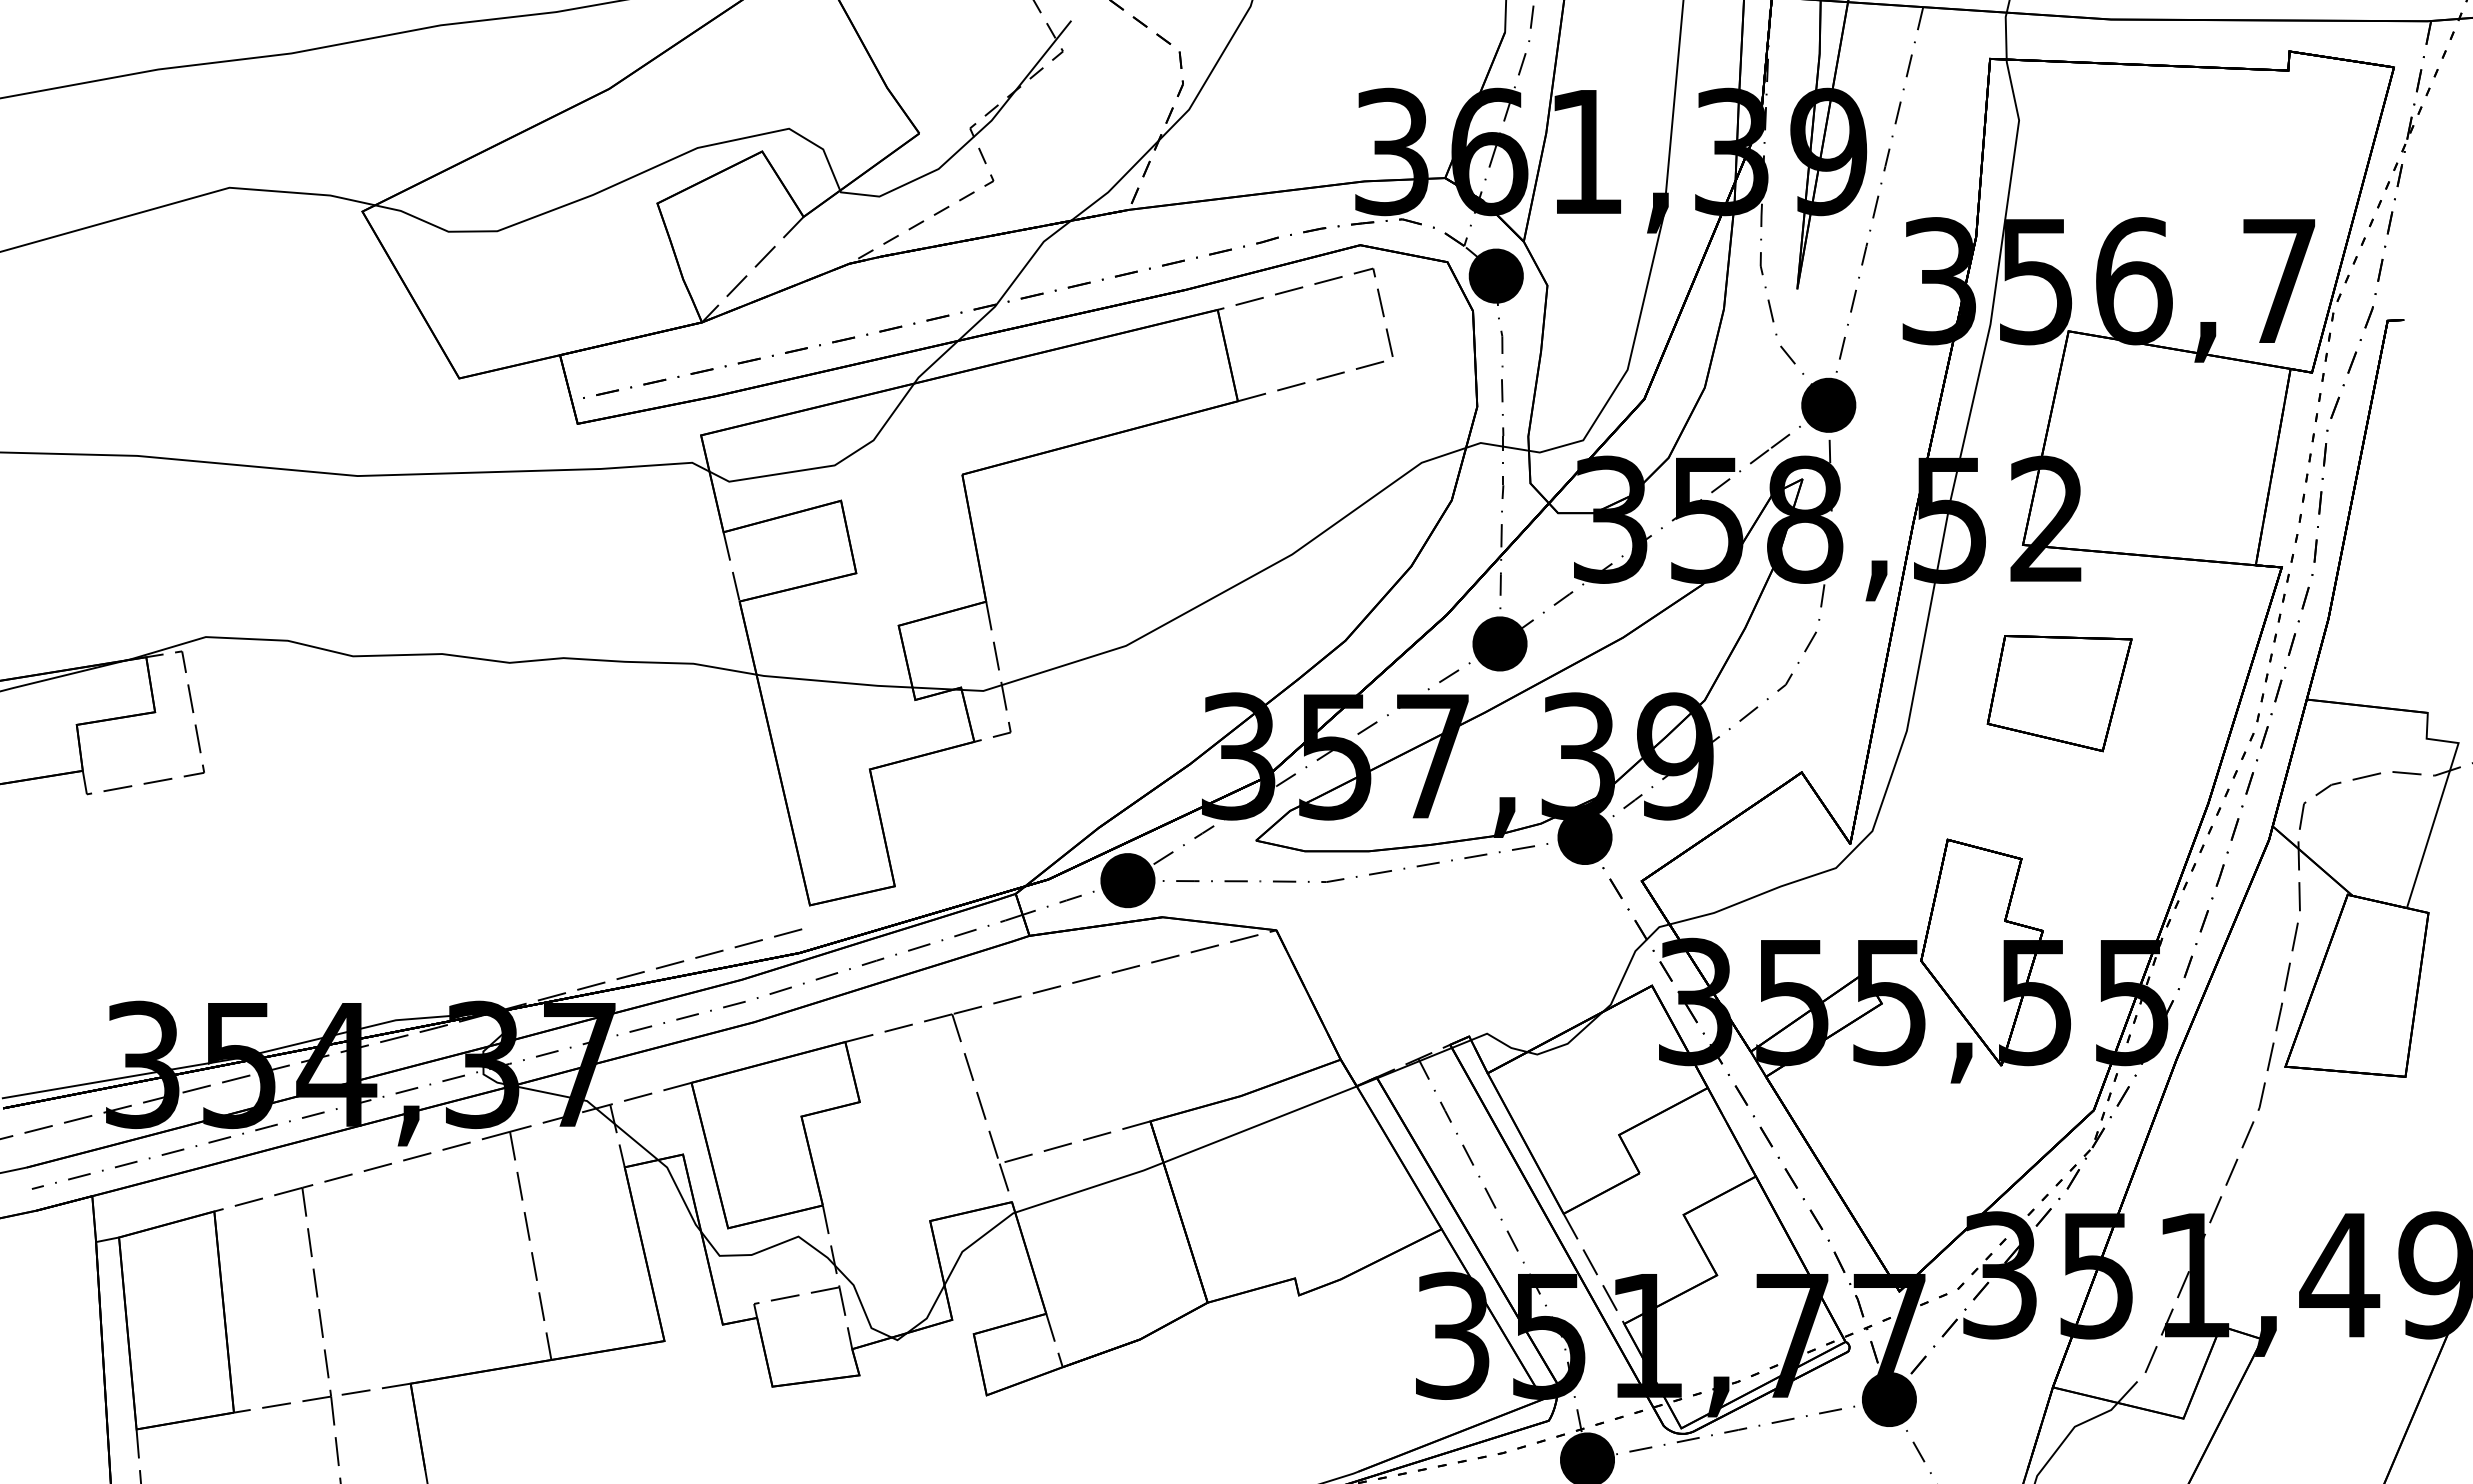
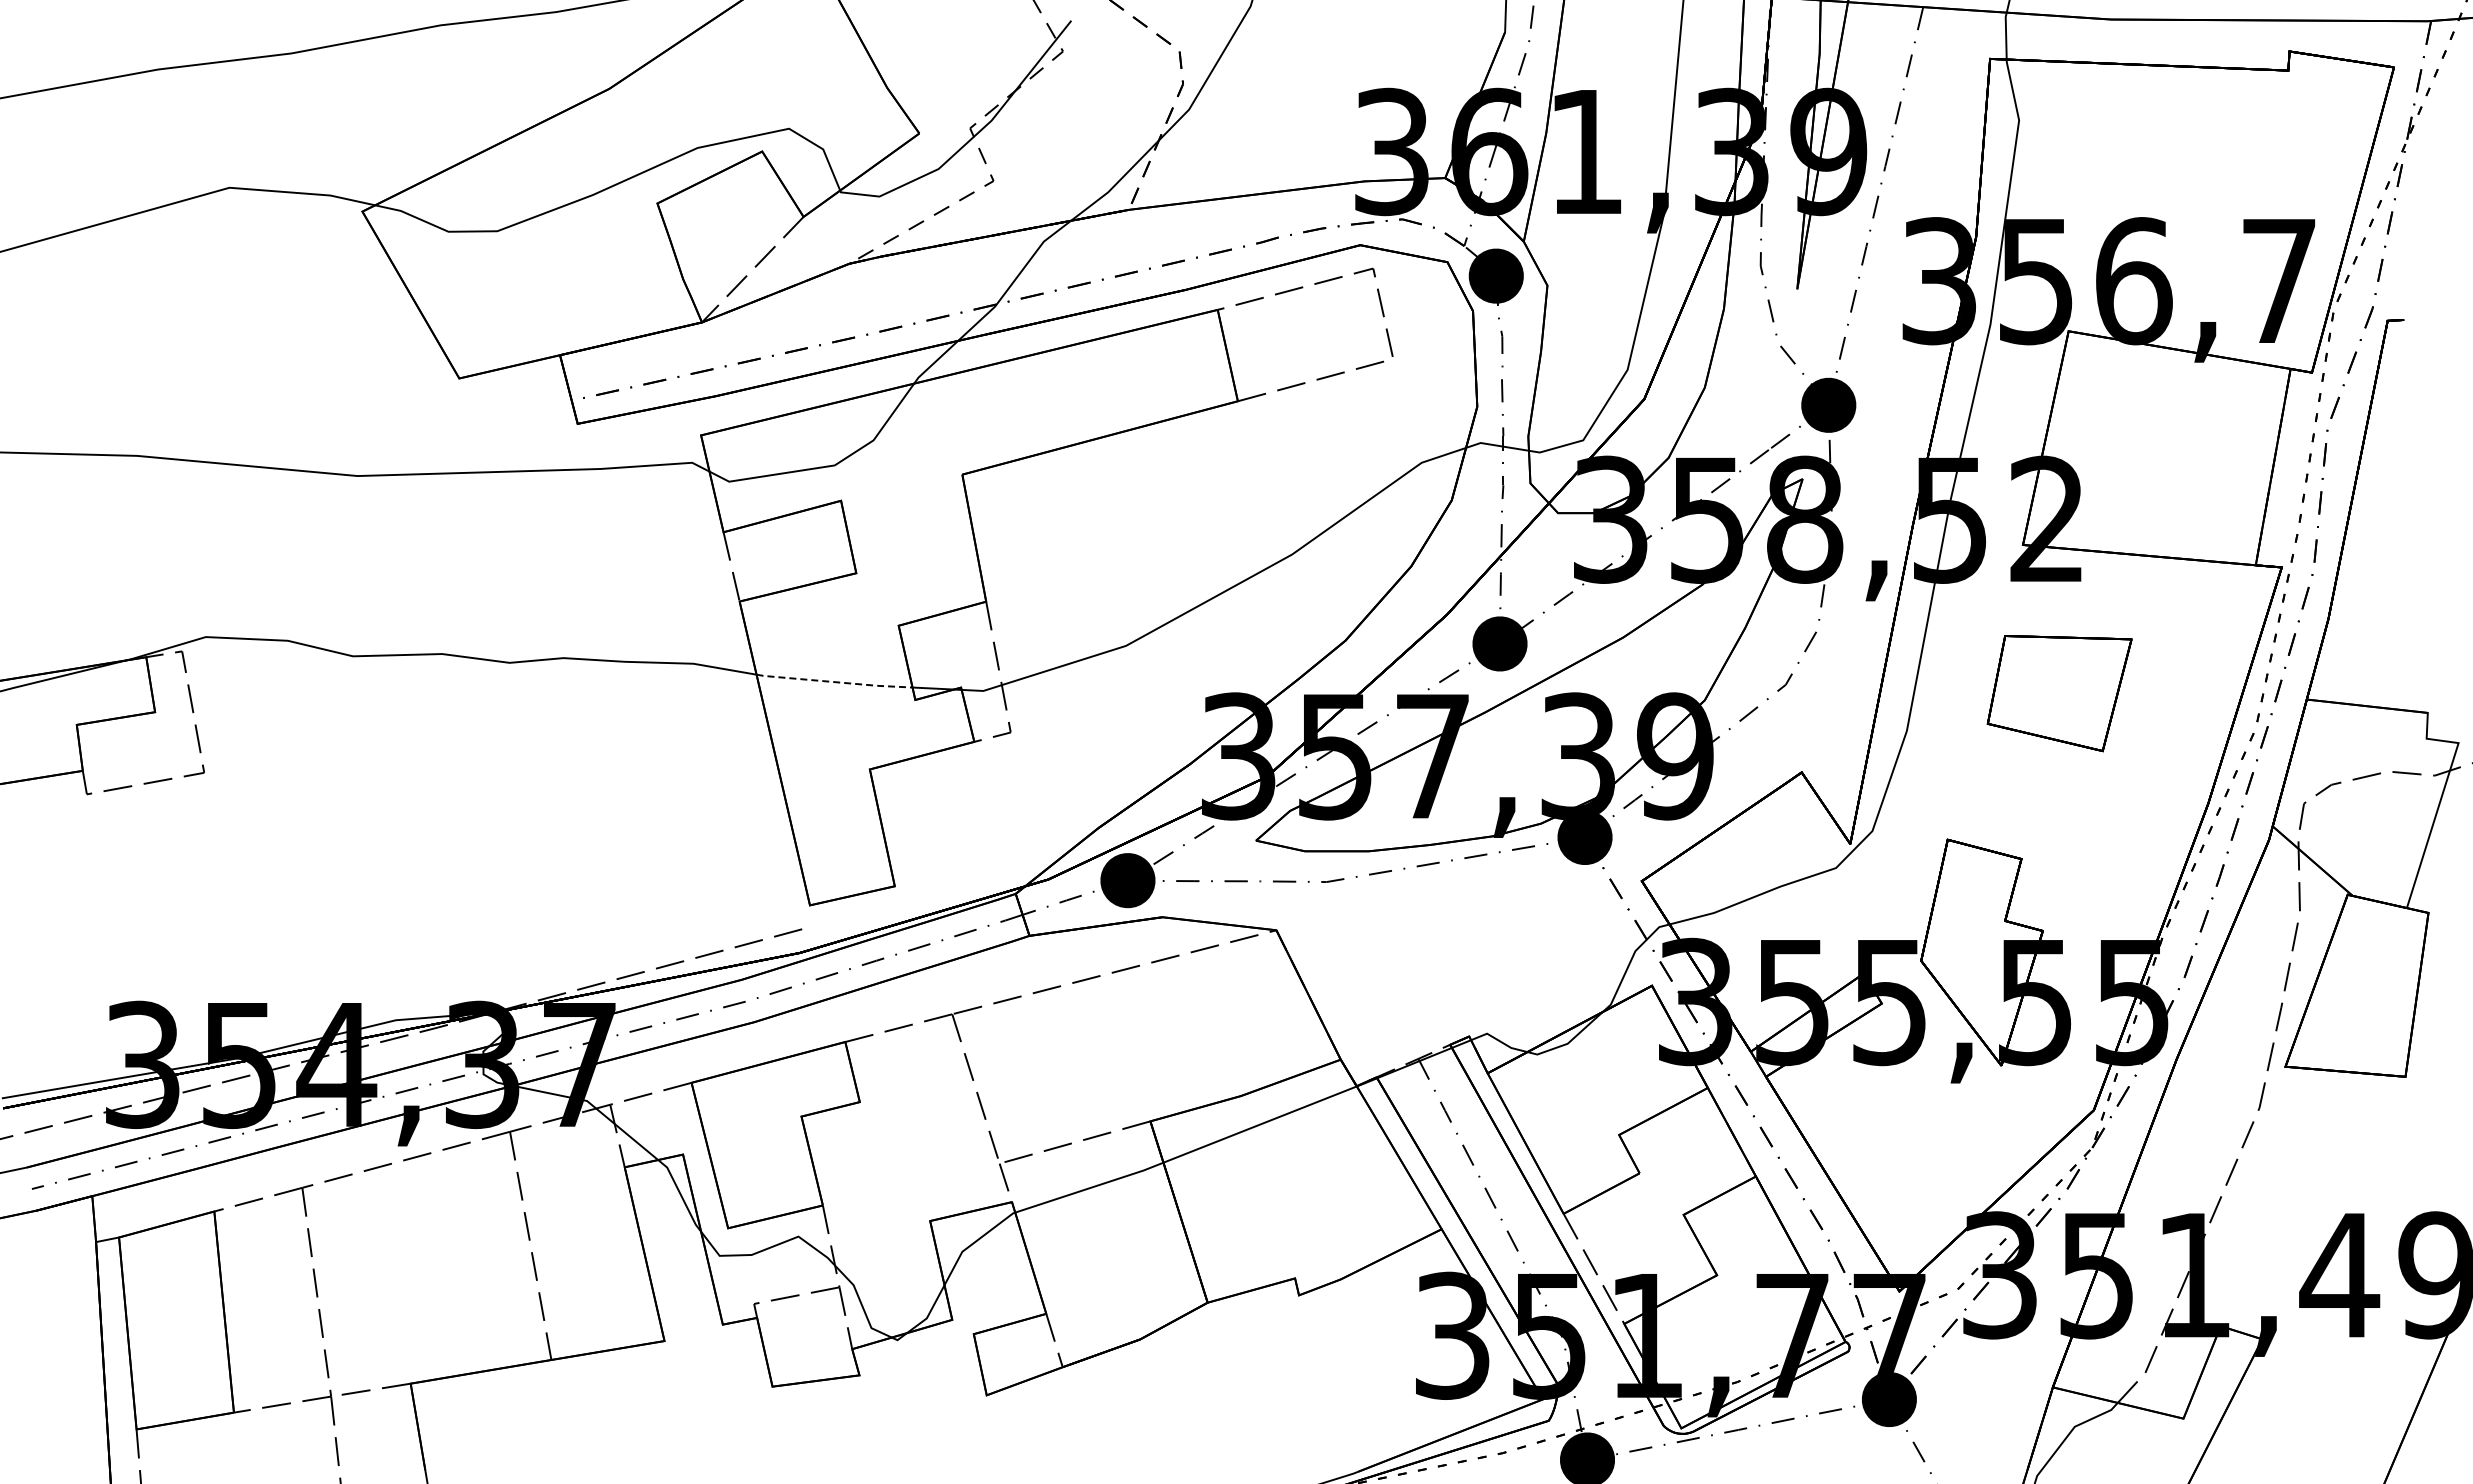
line: solid -> dashed (834, 682)
